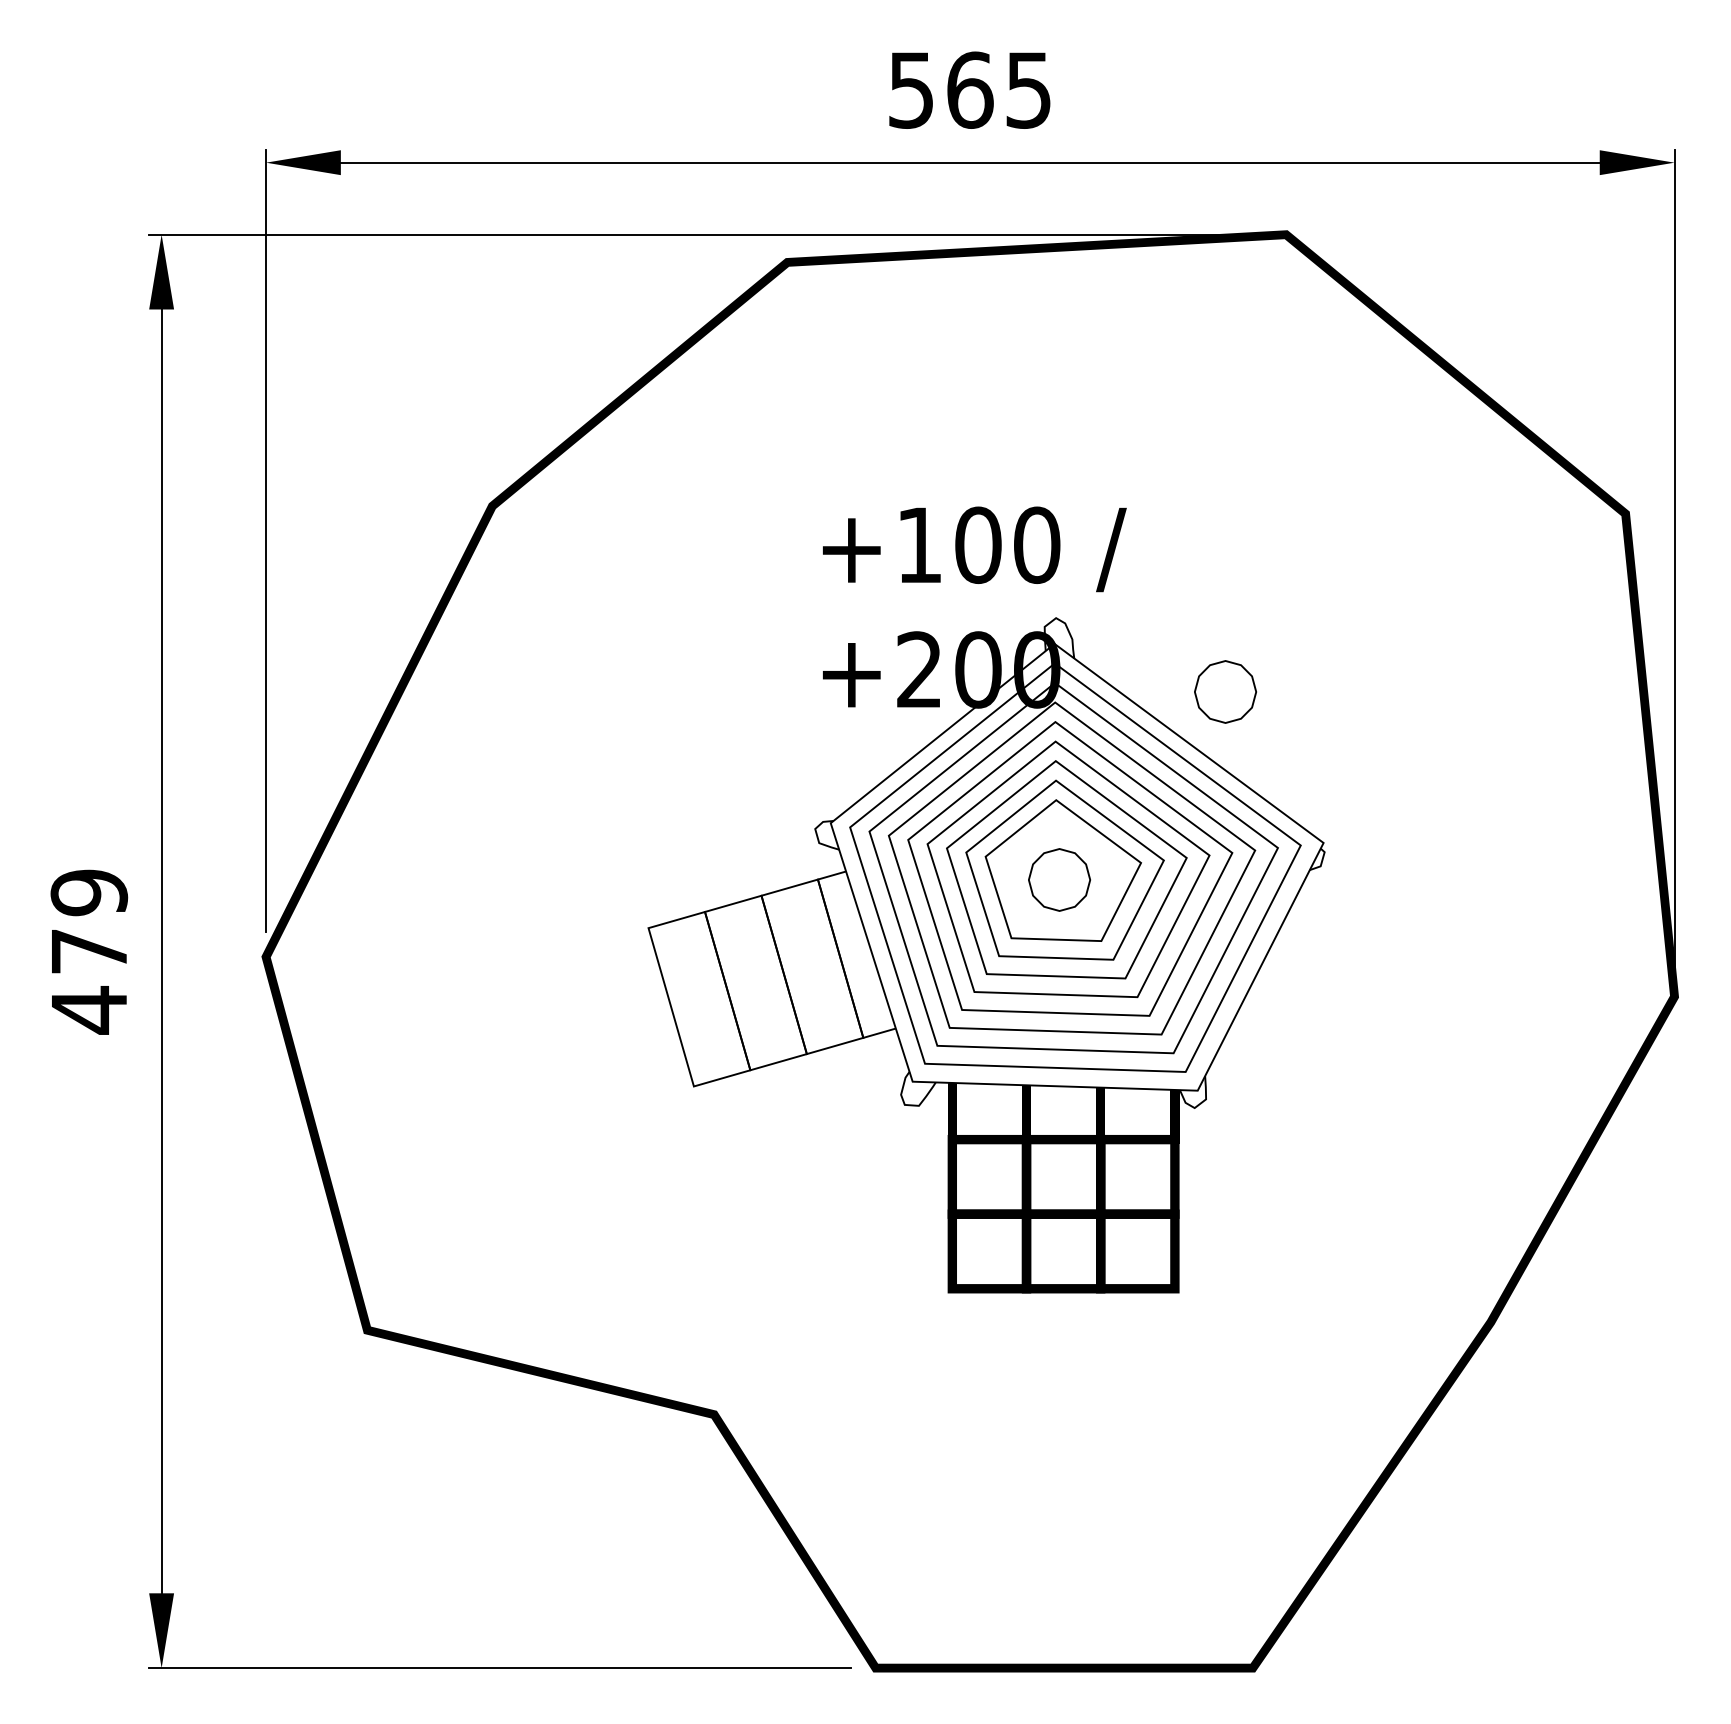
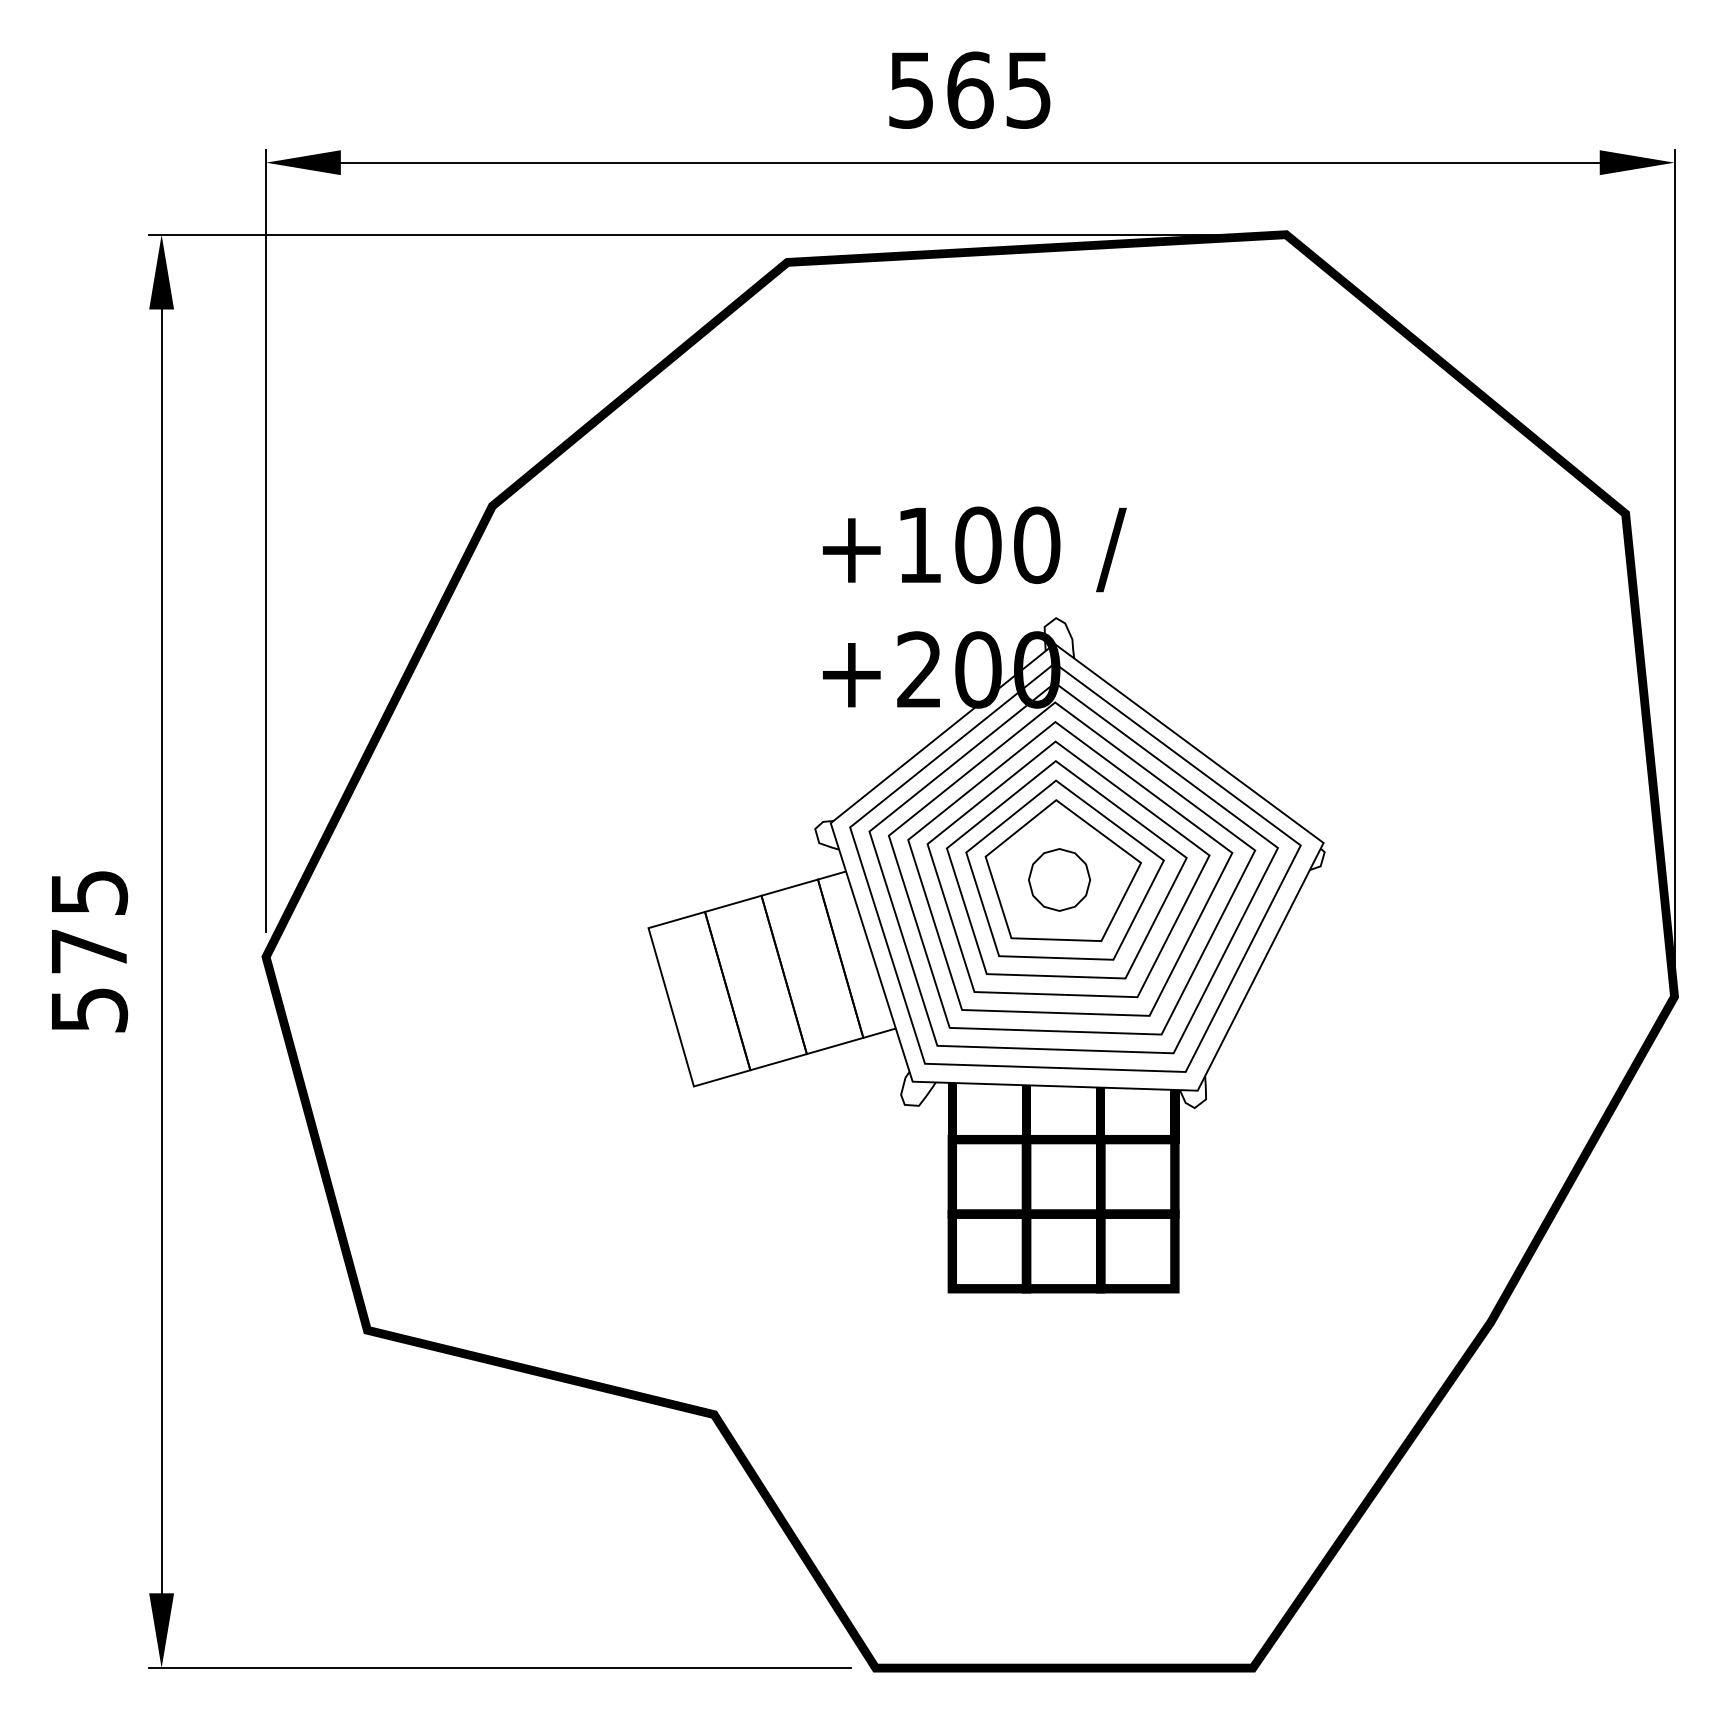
part: present -> none (1225, 691)
text: 479 -> 575 (89, 951)
